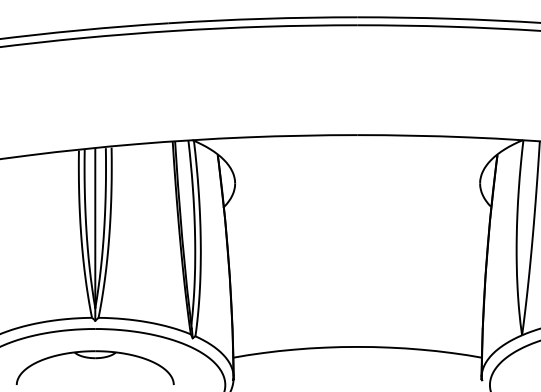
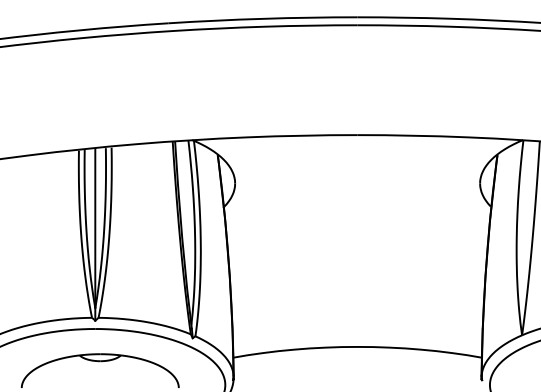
part position: (94, 359) -> (99, 362) (99, 362)
